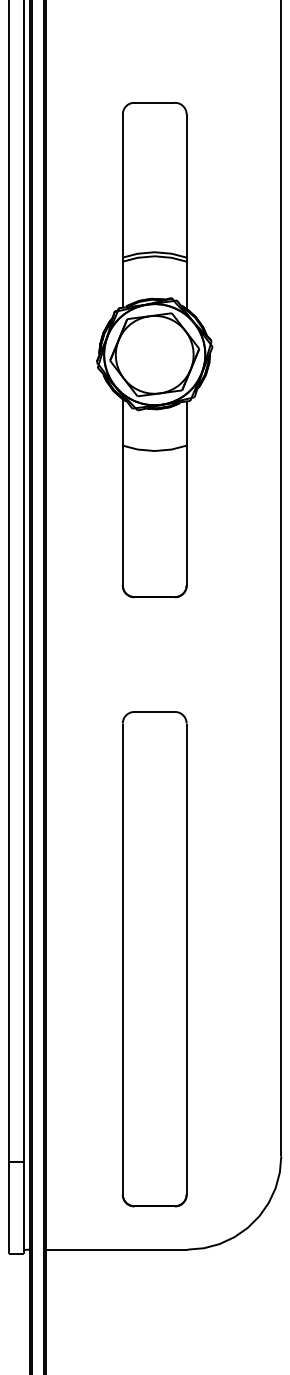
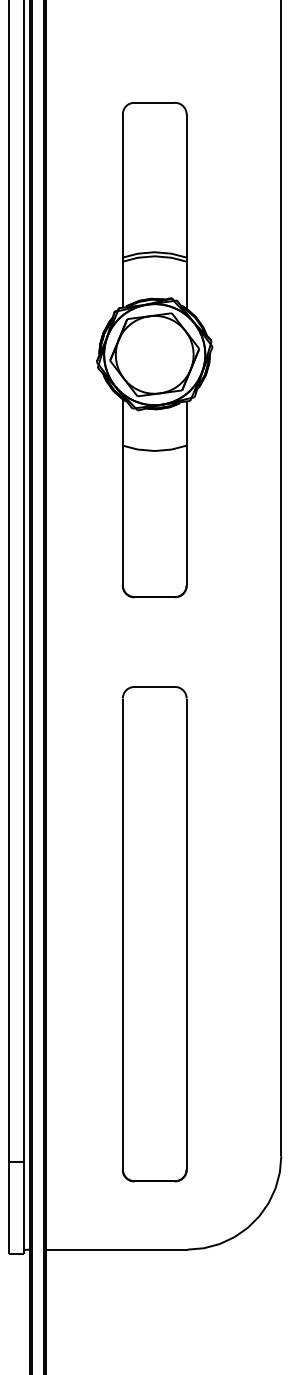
part position: (154, 959) -> (154, 934) (154, 934)
